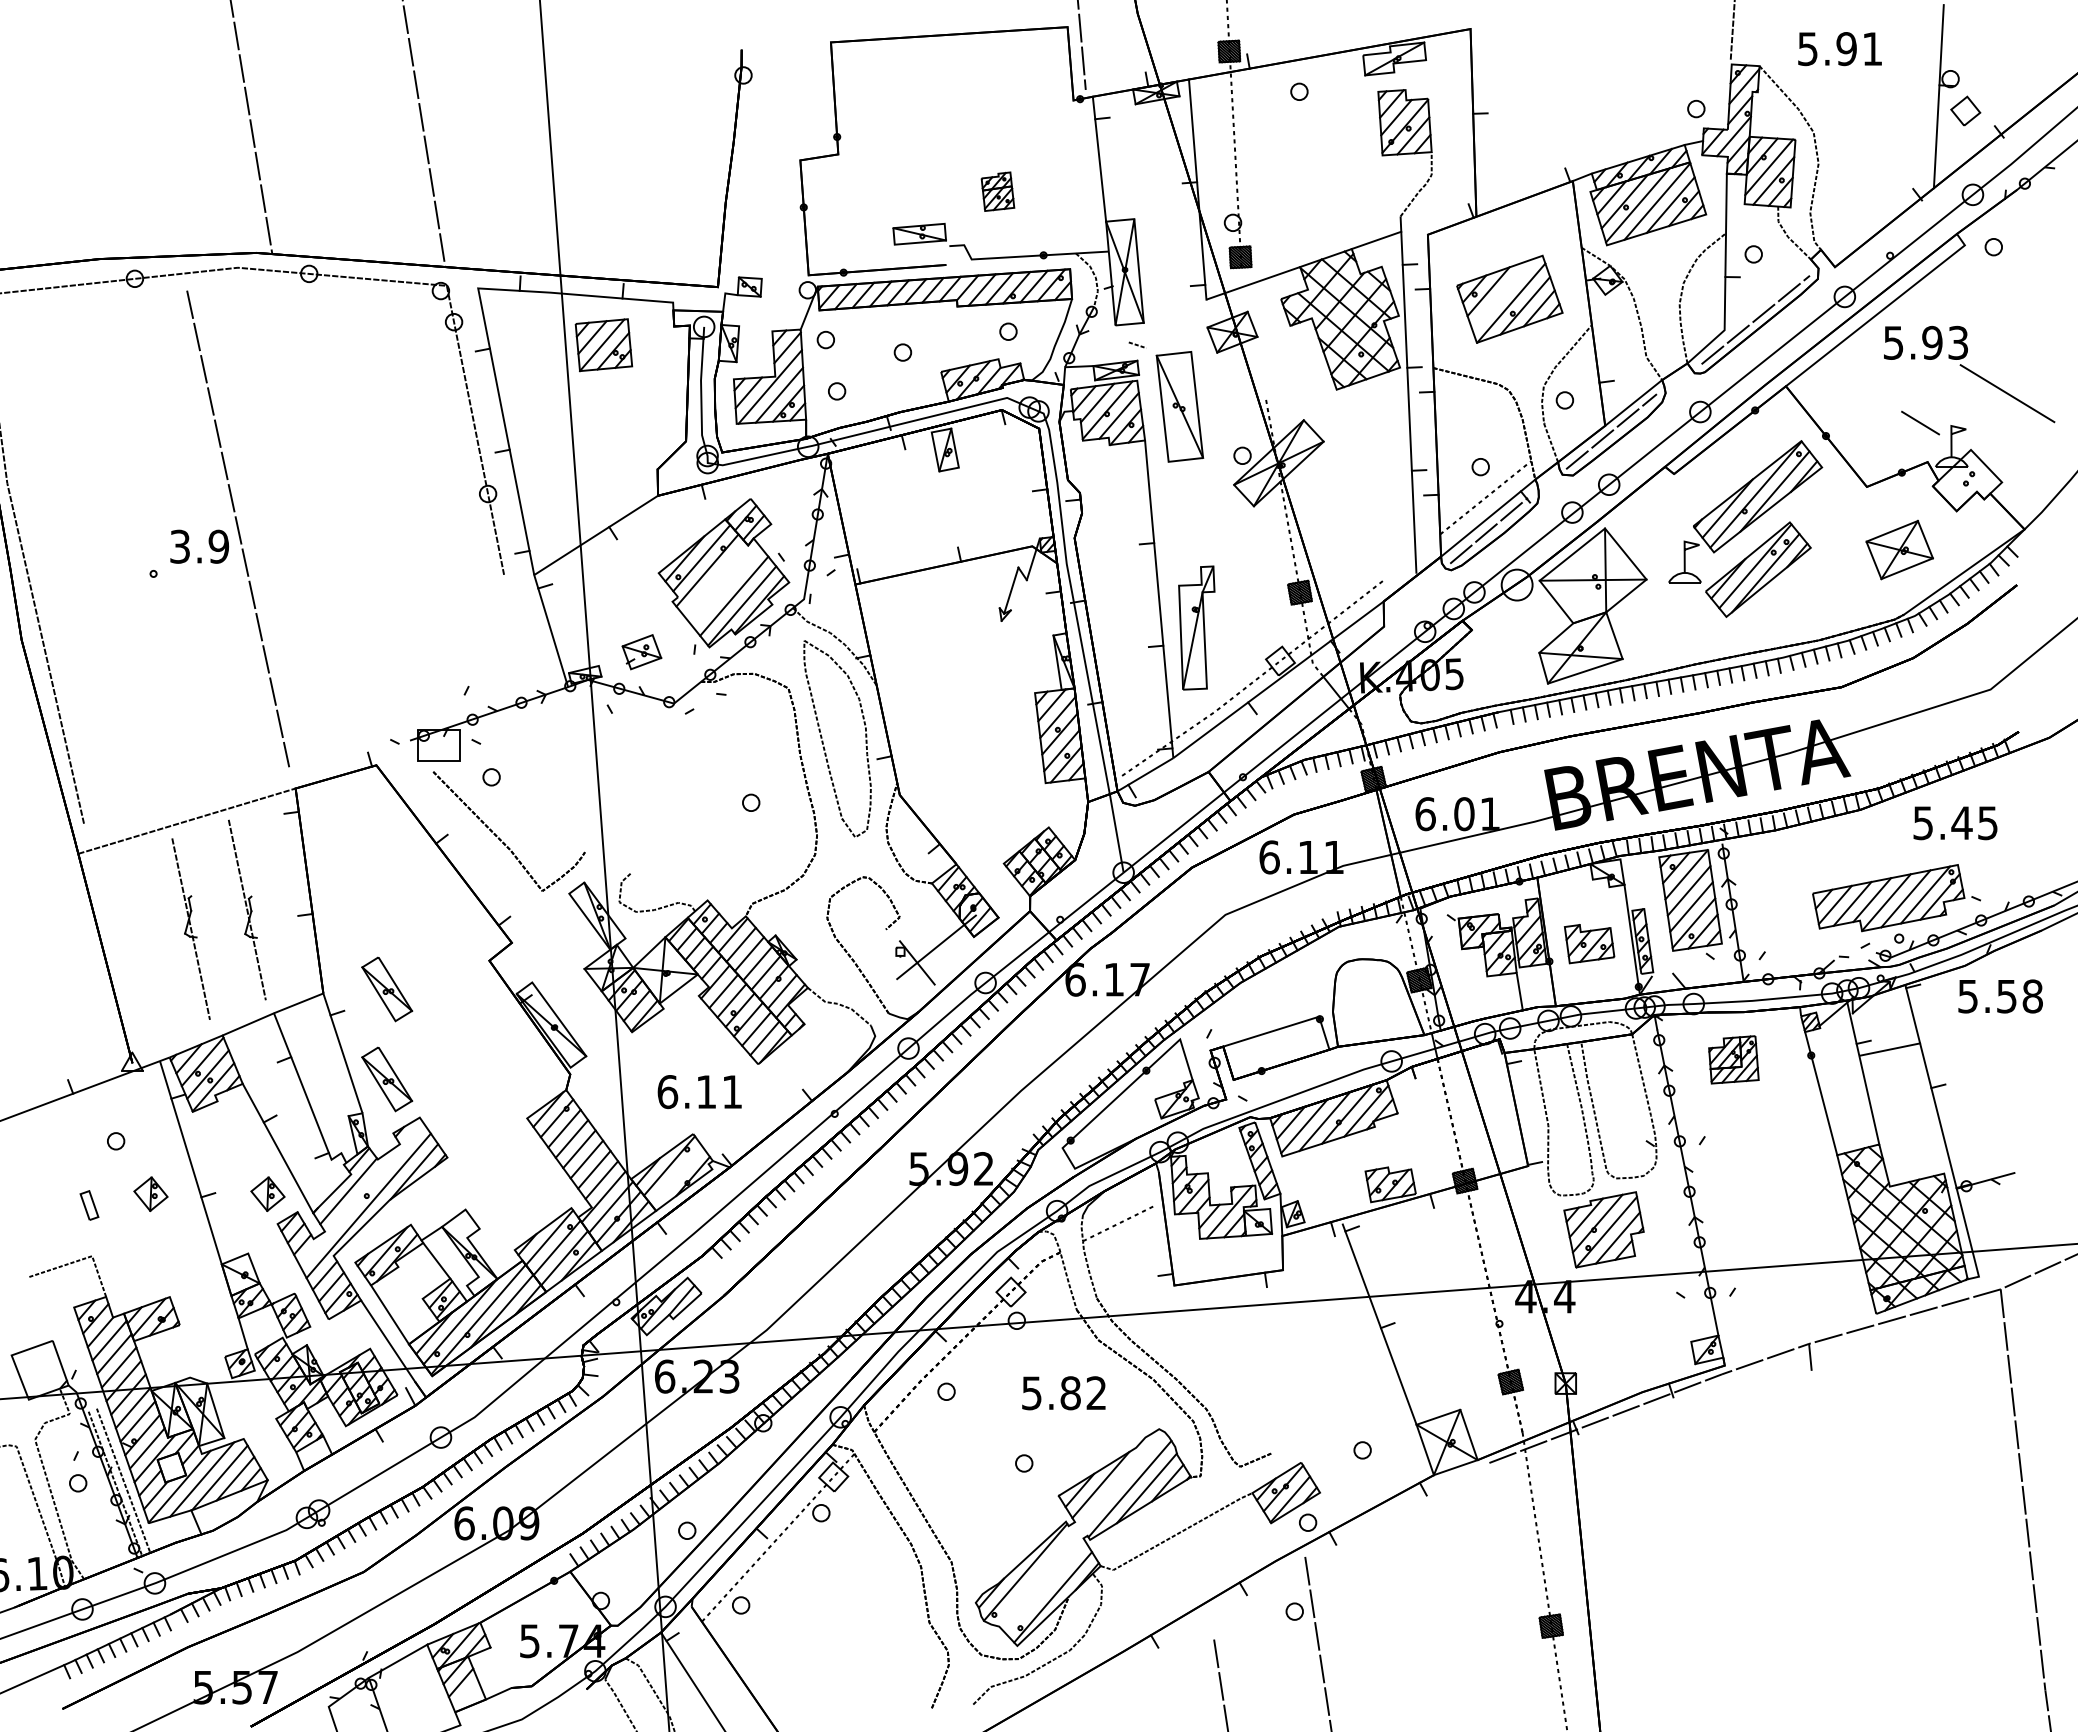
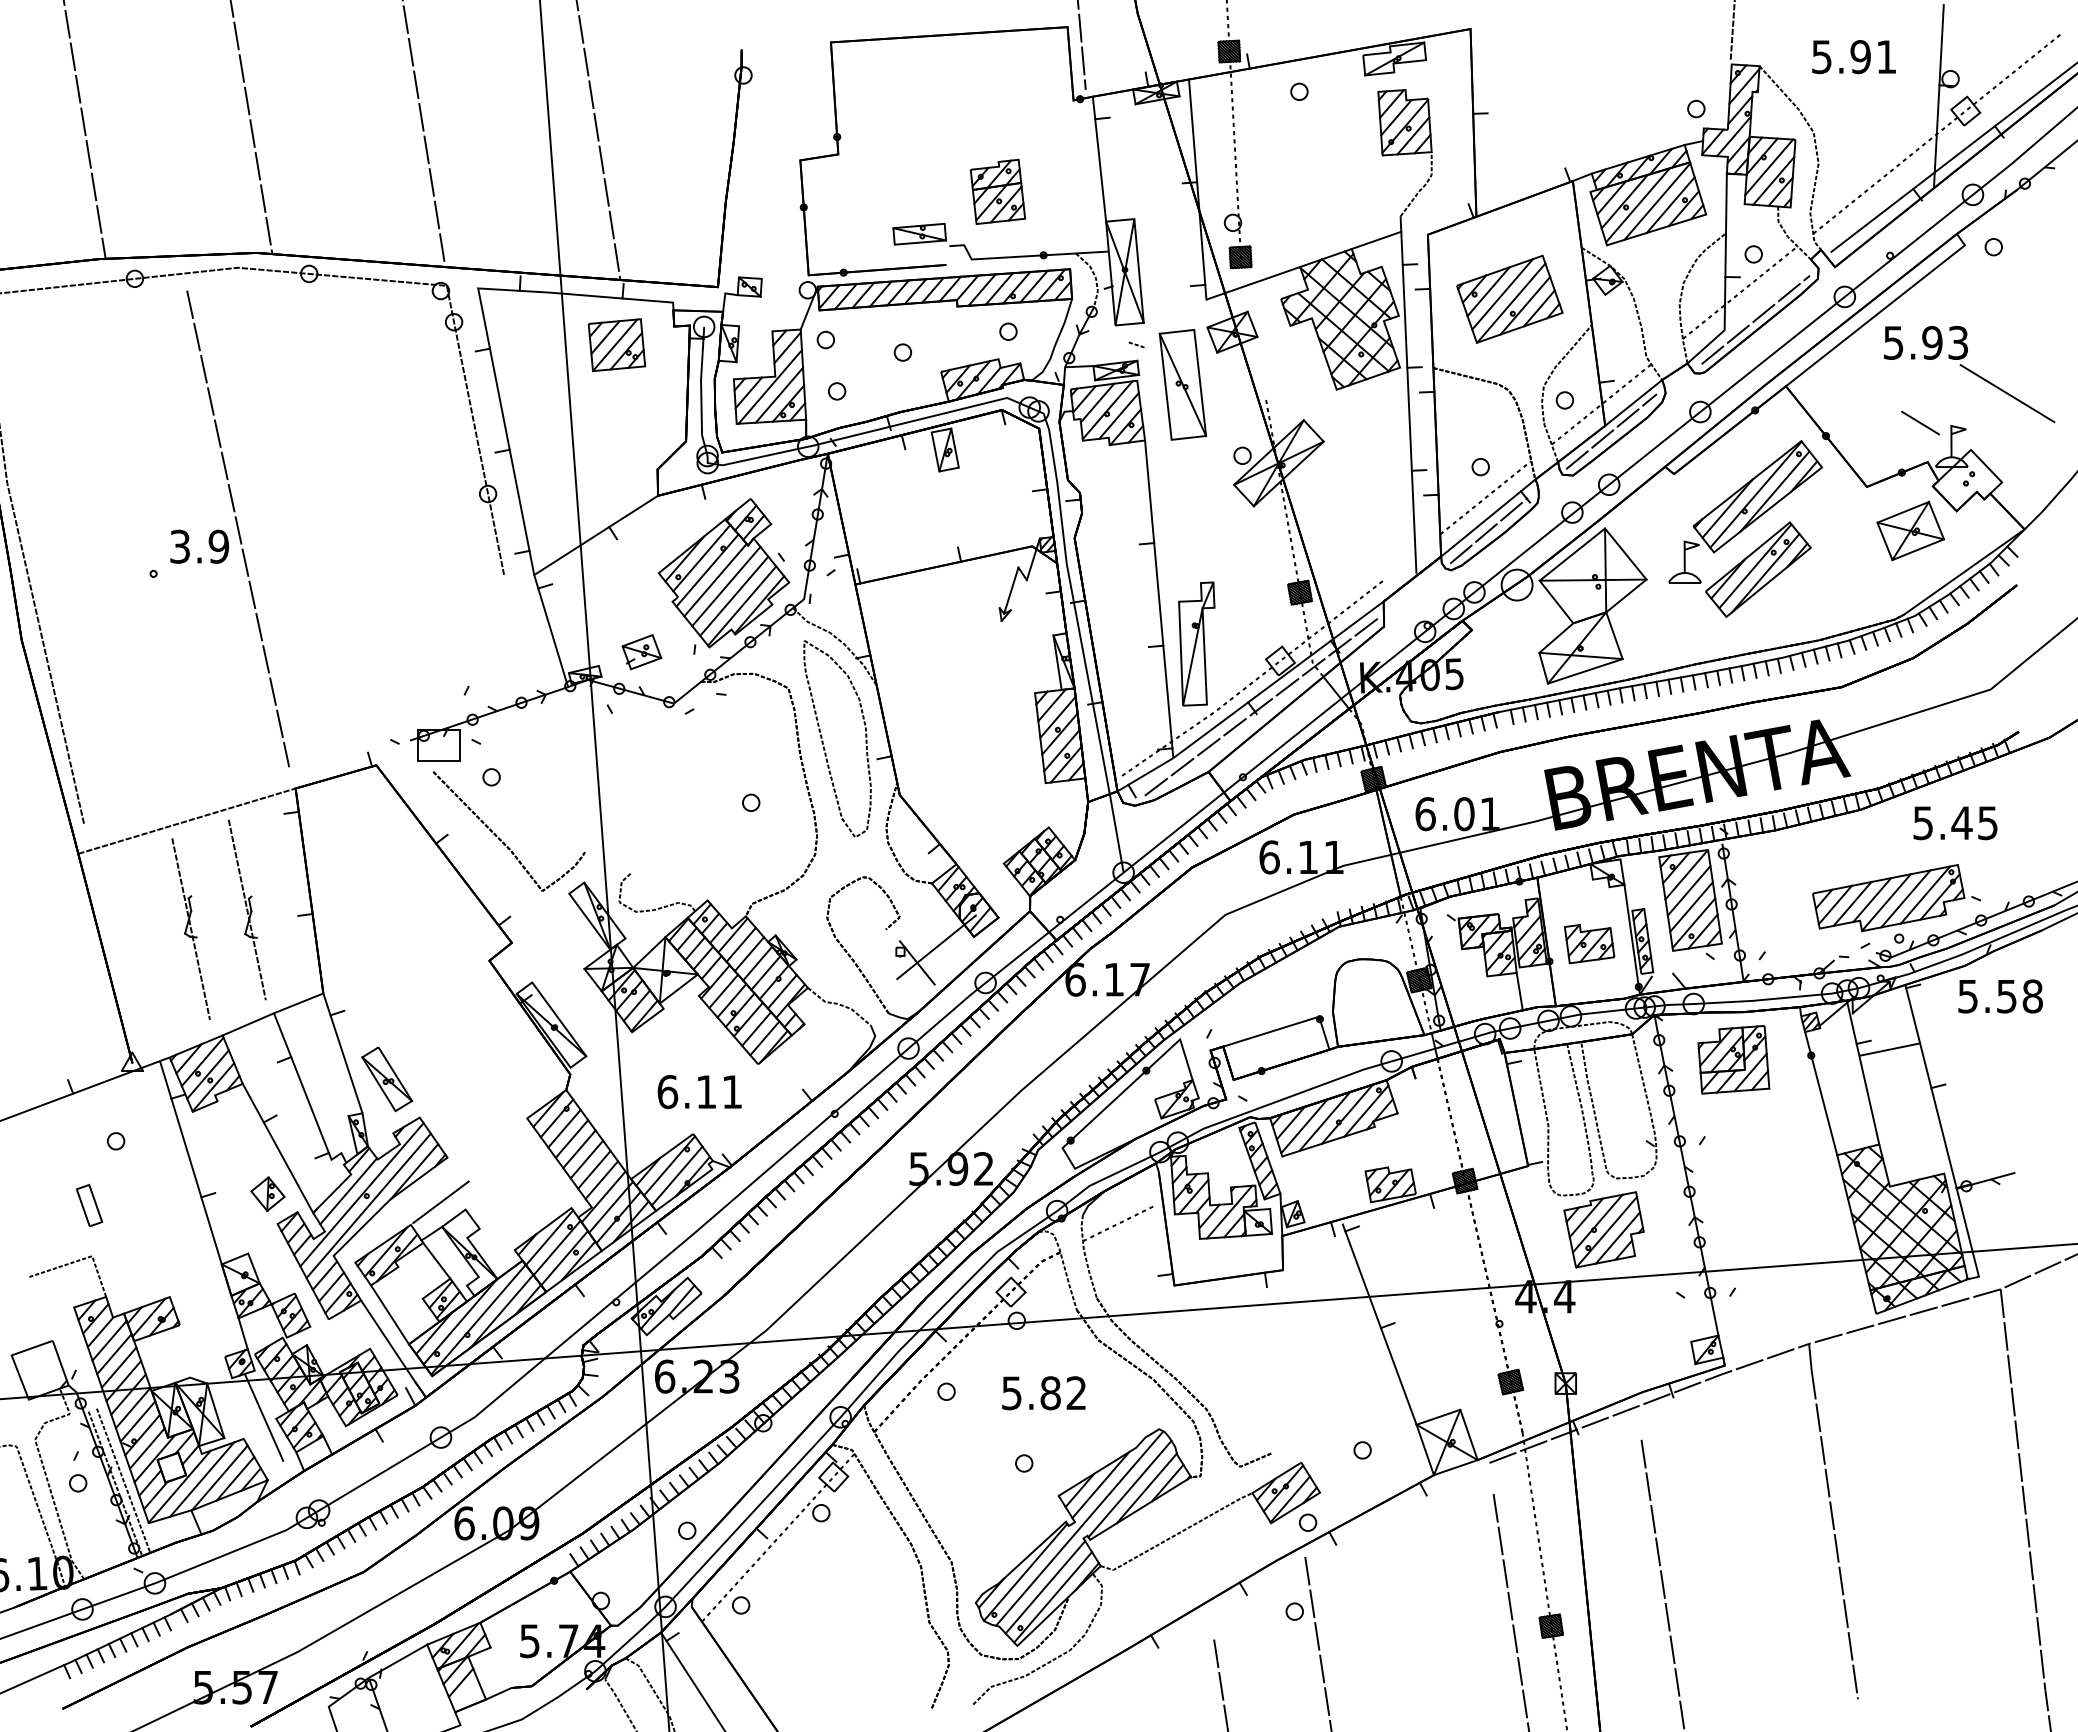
text position: (1839, 49) -> (1853, 57) (1853, 57)
line: none -> present (84, 130)
line: none -> present (1937, 132)
line: none -> present (598, 140)
line: none -> present (1952, 157)
part size: 36x41 px -> 58x67 px (997, 191)
line: none -> present (1739, 292)
line: none -> present (1502, 294)
part position: (603, 345) -> (616, 345) (616, 345)
line: none -> present (1601, 404)
part position: (1179, 406) -> (1182, 384) (1182, 384)
part position: (1899, 549) -> (1910, 530) (1910, 530)
line: none -> present (715, 579)
line: none -> present (726, 586)
part position: (1196, 627) -> (1196, 643) (1196, 643)
line: none -> present (1261, 706)
part: present -> none (387, 989)
part size: 52x50 px -> 74x70 px (1733, 1059)
line: none -> present (676, 1175)
part: present -> none (150, 1193)
line: none -> present (361, 1194)
line: none -> present (440, 1202)
part size: 21x31 px -> 29x45 px (89, 1205)
text position: (1063, 1393) -> (1043, 1393) (1043, 1393)
line: none -> present (263, 1416)
line: none -> present (1079, 1528)
line: none -> present (1834, 1534)
line: none -> present (1662, 1583)
line: none -> present (1045, 1587)
line: none -> present (1510, 1611)
